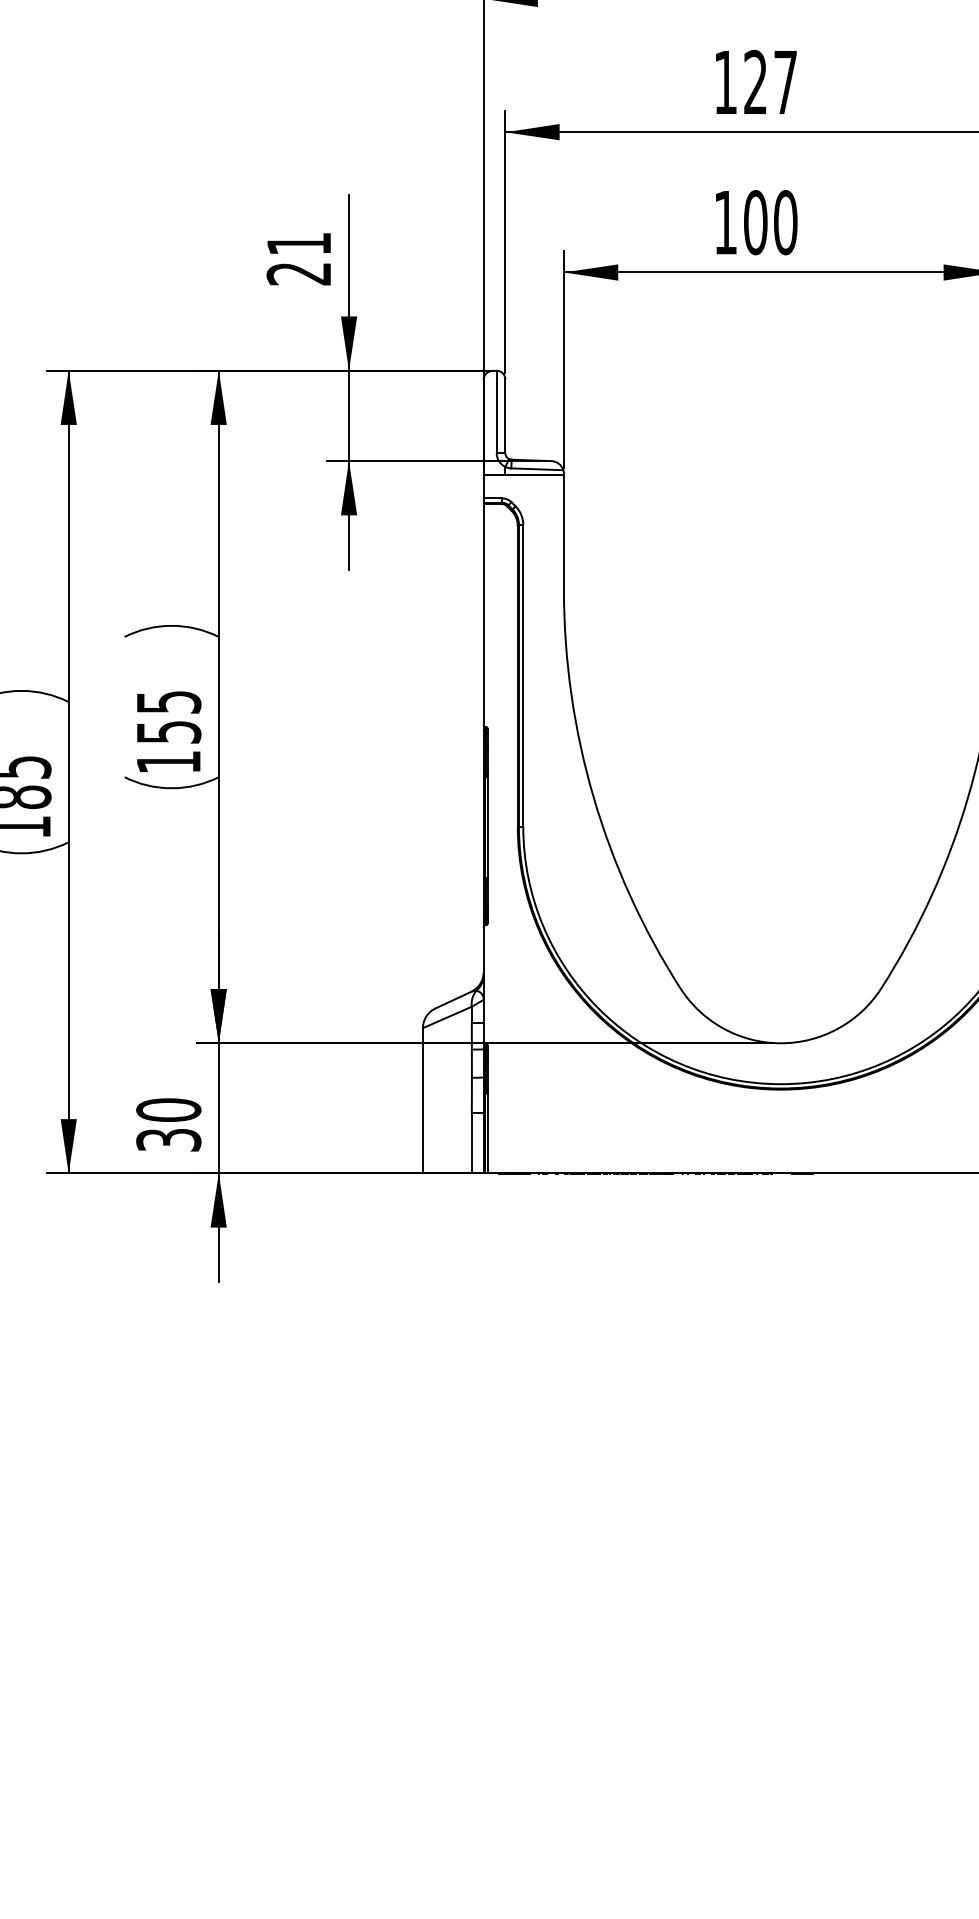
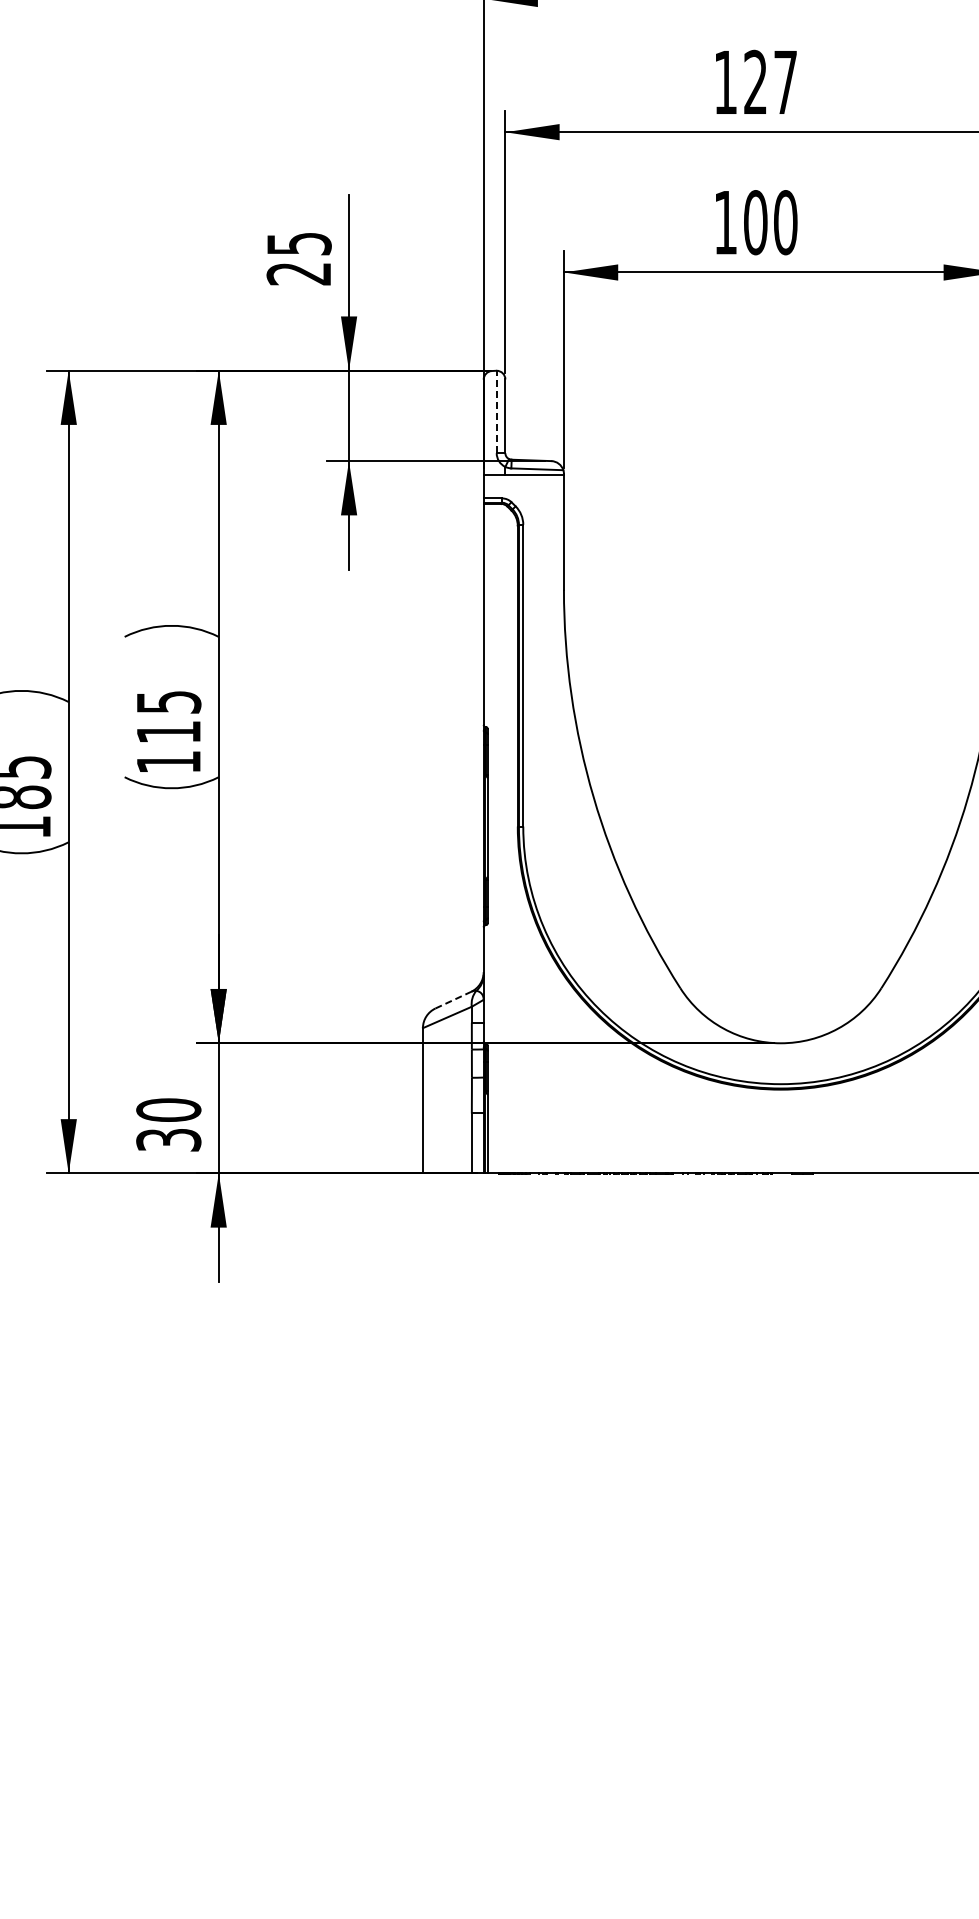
text: 21 -> 25 (299, 244)
line: solid -> dashed (496, 411)
text: 155 -> 115 (169, 732)
line: solid -> dashed (453, 1000)
